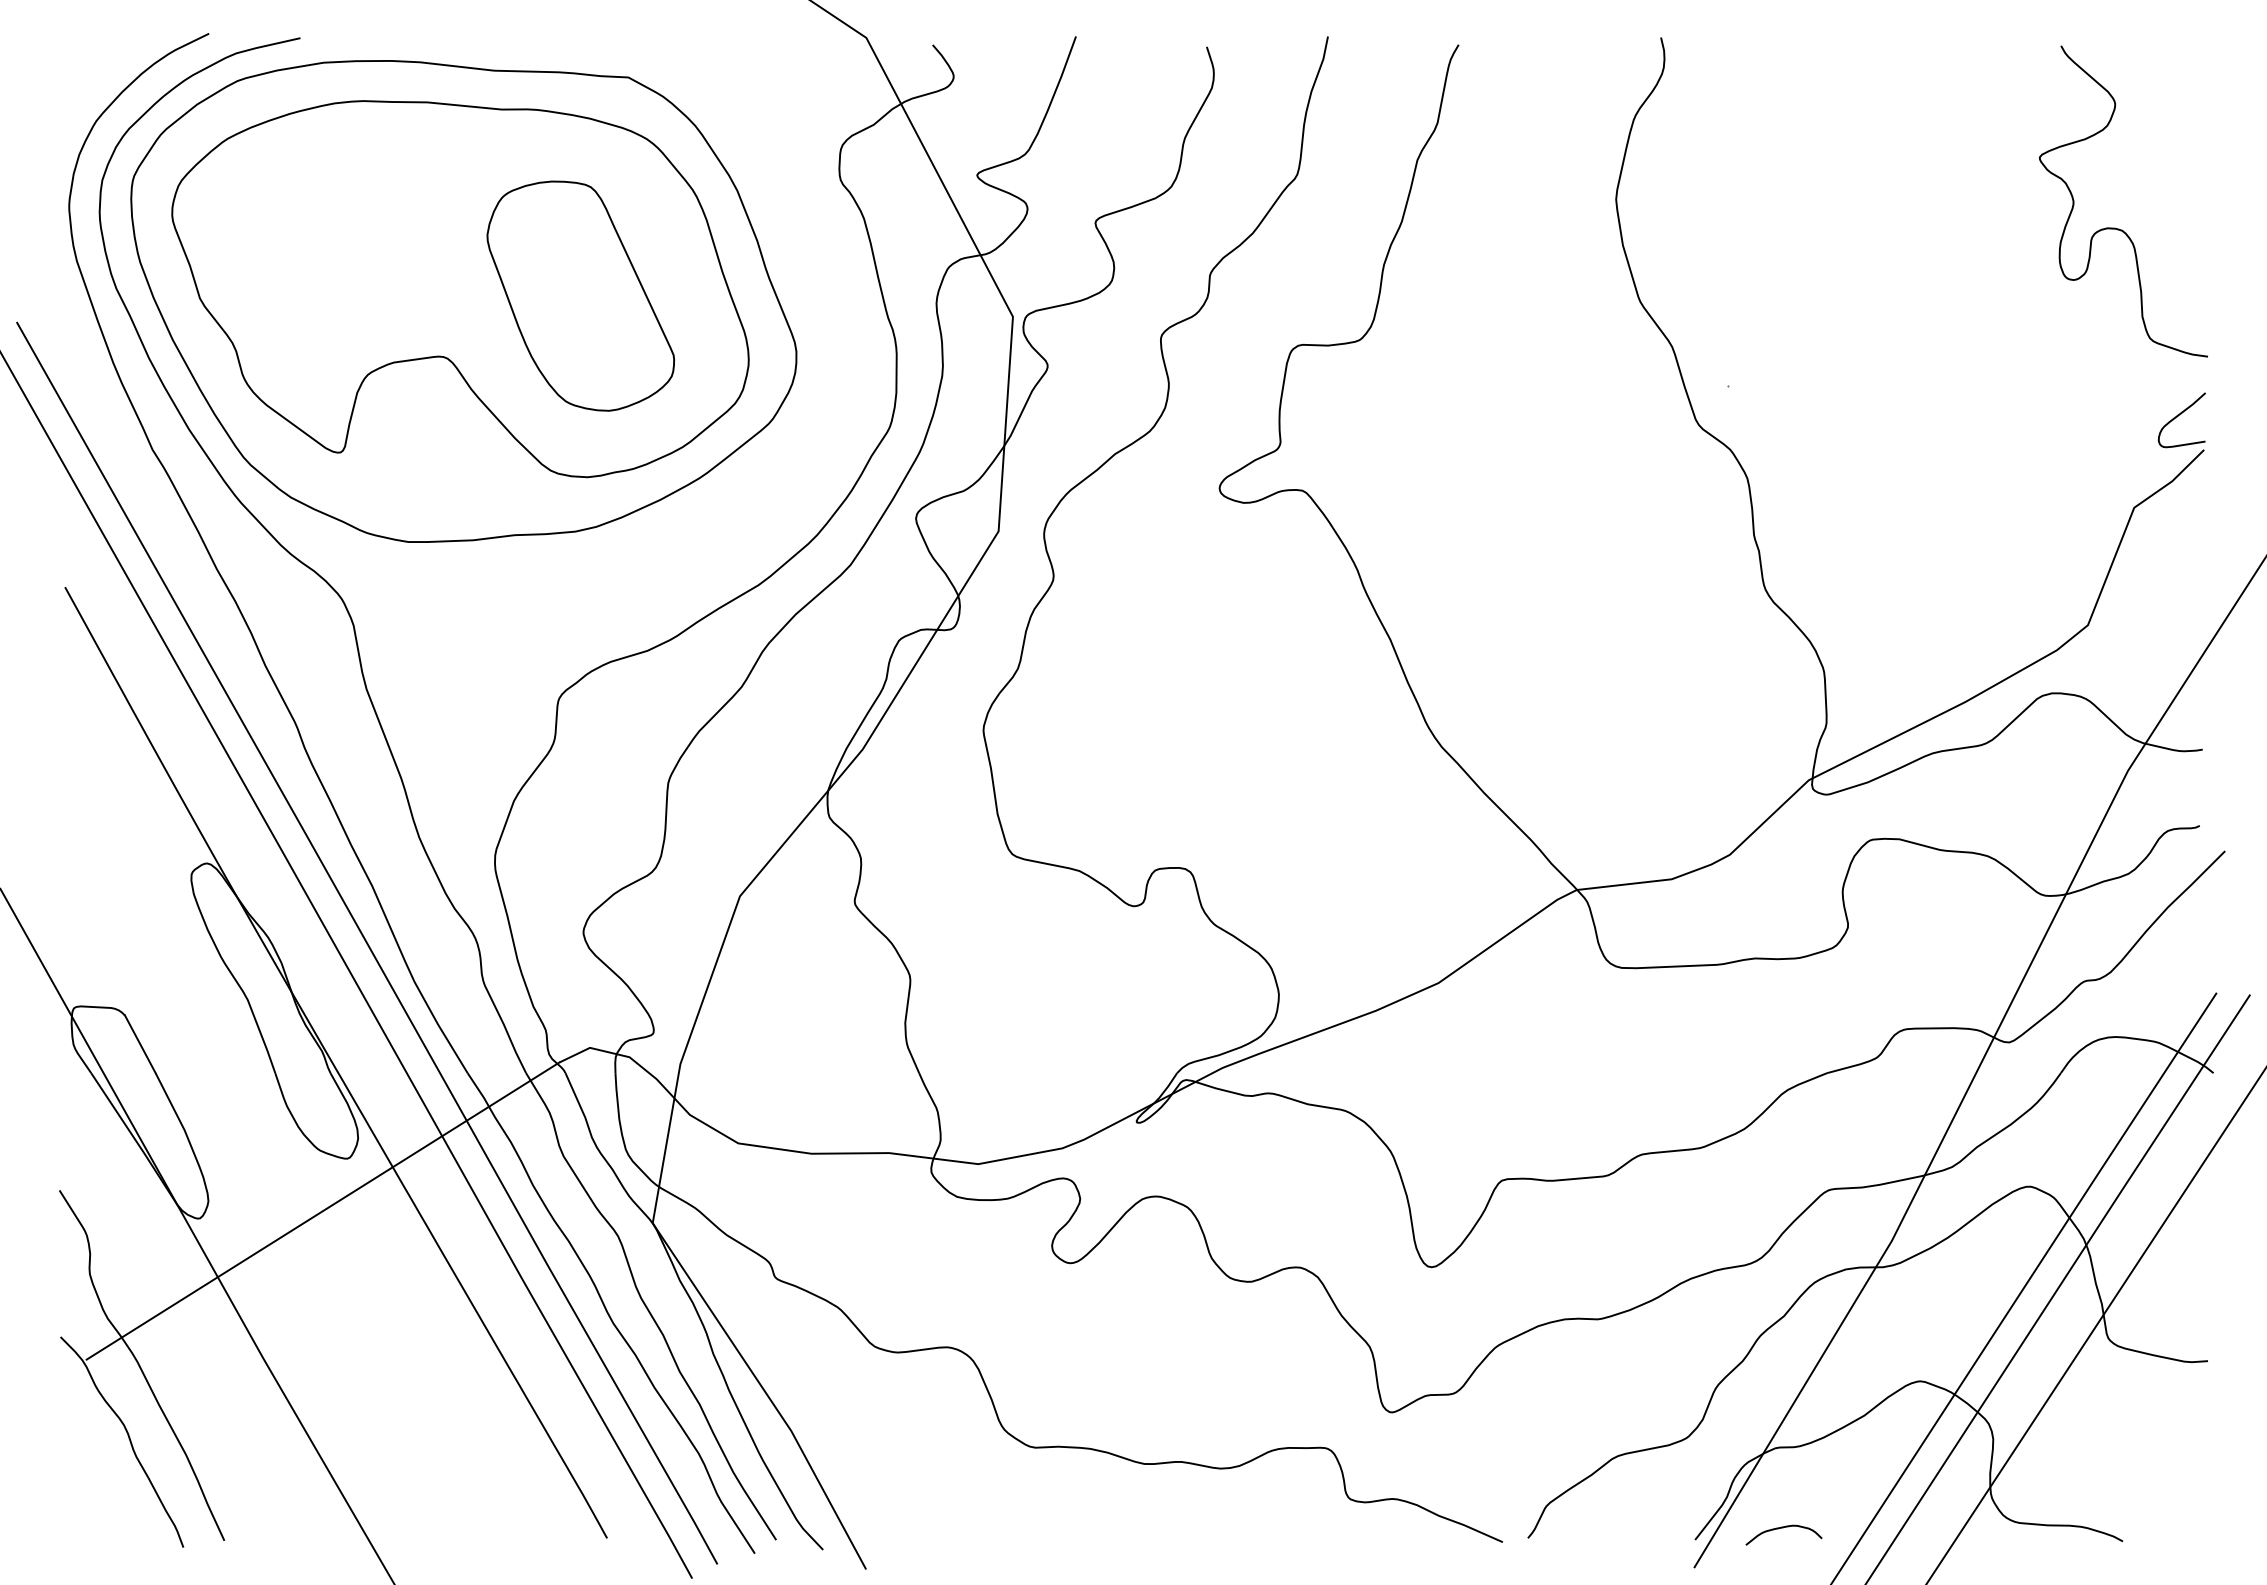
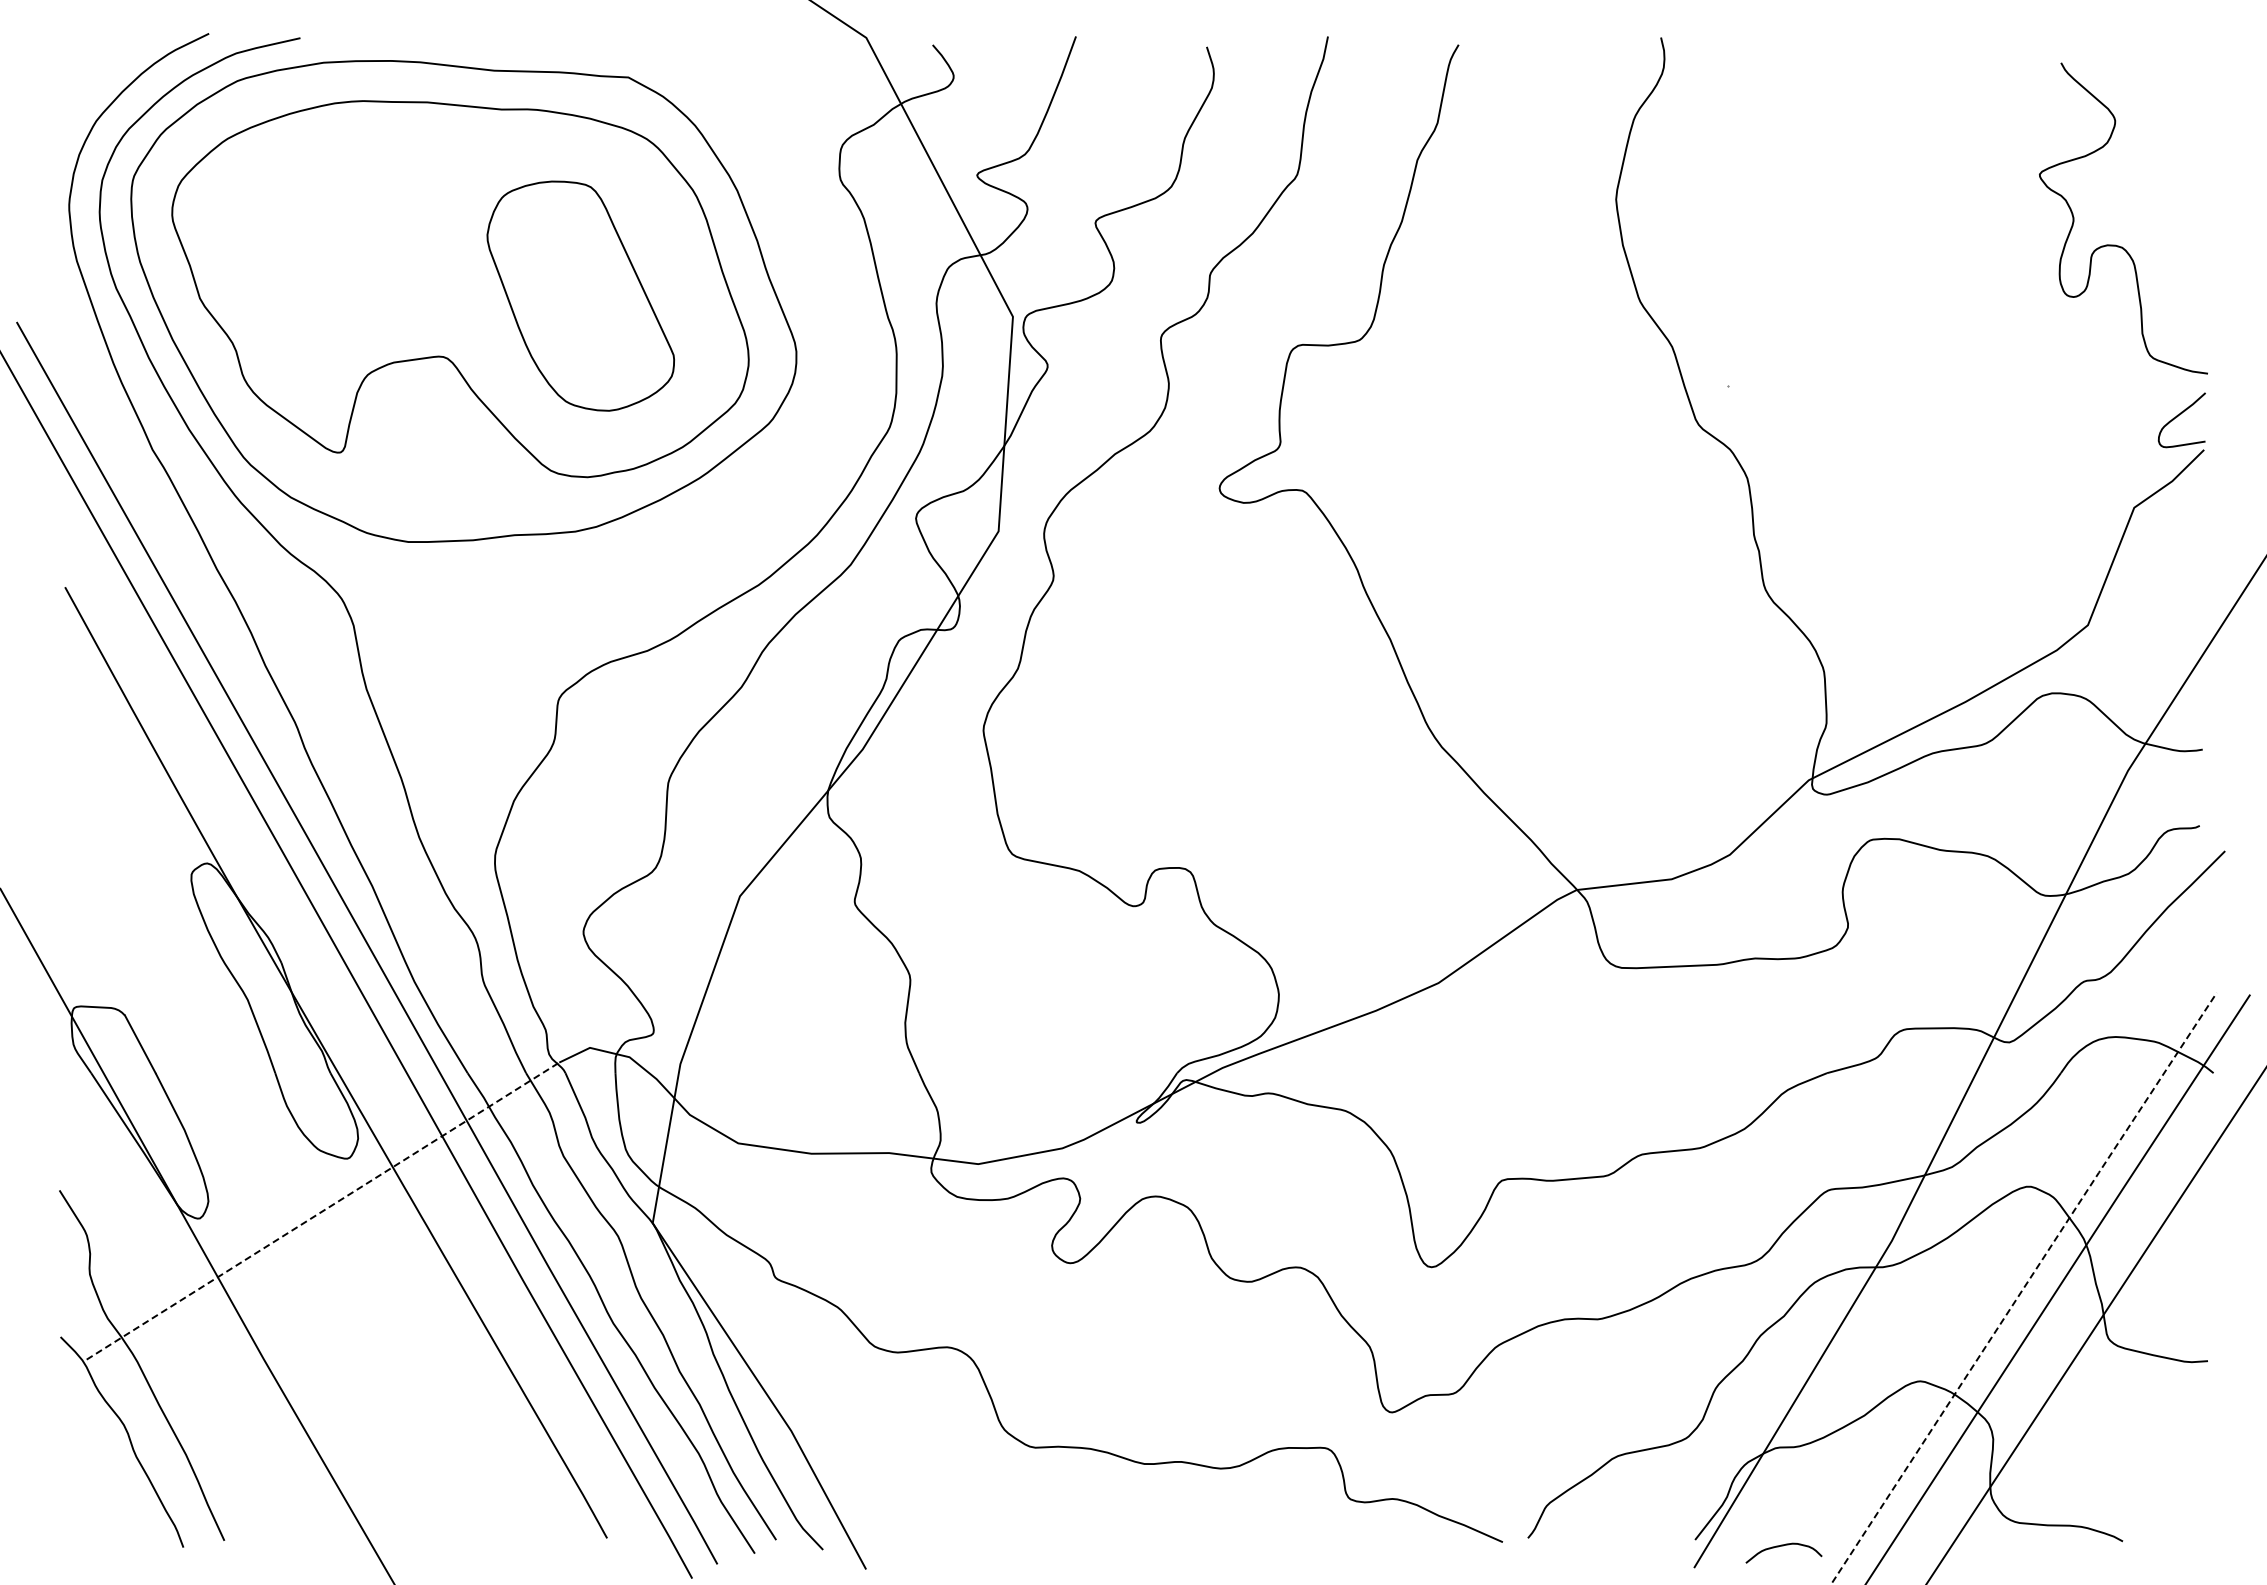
curve position: (2115, 227) -> (2115, 244) (2115, 244)
line: solid -> dashed (323, 1210)
line: solid -> dashed (2024, 1287)
curve position: (1783, 1528) -> (1783, 1546) (1783, 1546)
